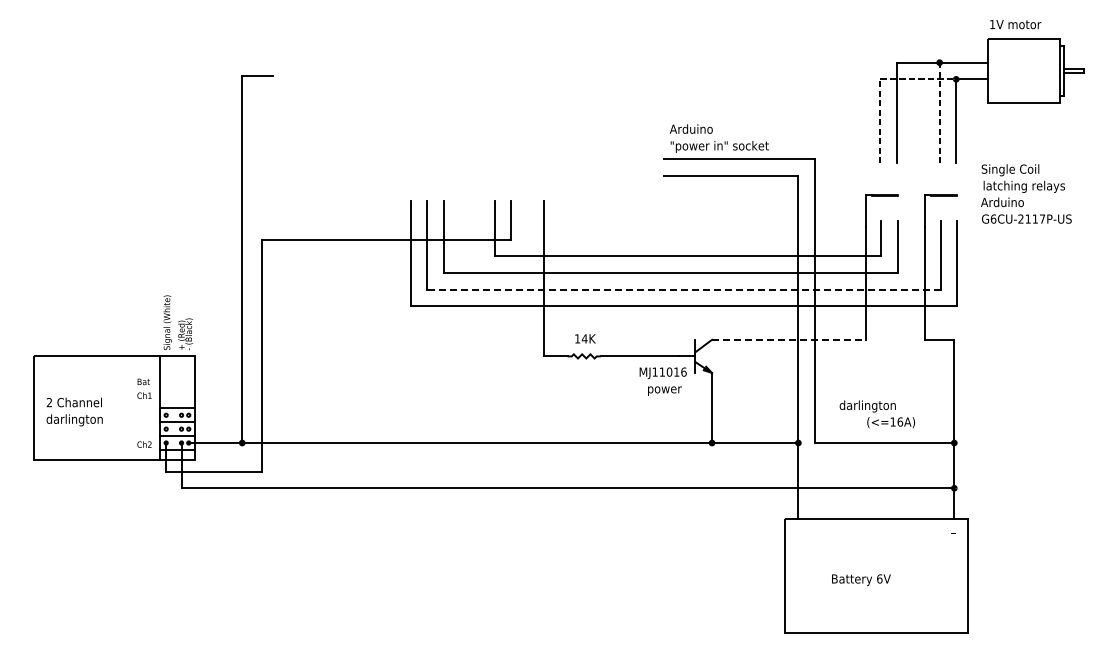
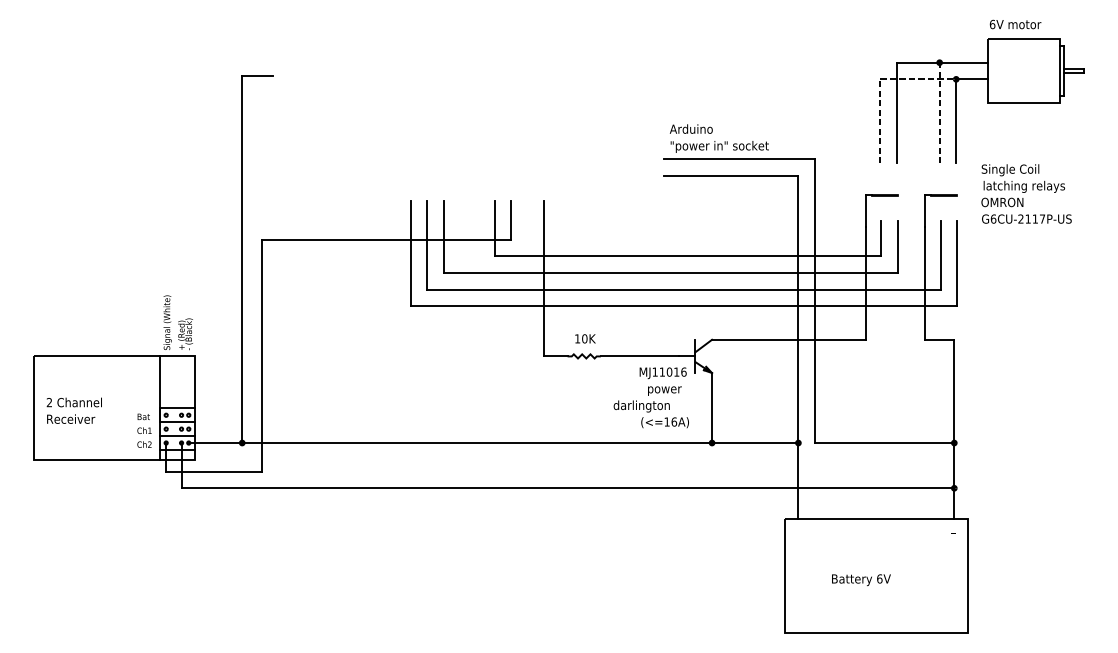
text: 1V -> 6V (992, 24)
text: Arduino -> OMRON (1002, 202)
line: dashed -> solid (684, 289)
text: 14K -> 10K (584, 338)
line: dashed -> solid (788, 339)
text position: (144, 388) -> (144, 423) (144, 423)
text position: (876, 414) -> (650, 414) (650, 414)
text: darlington -> Receiver (74, 420)
